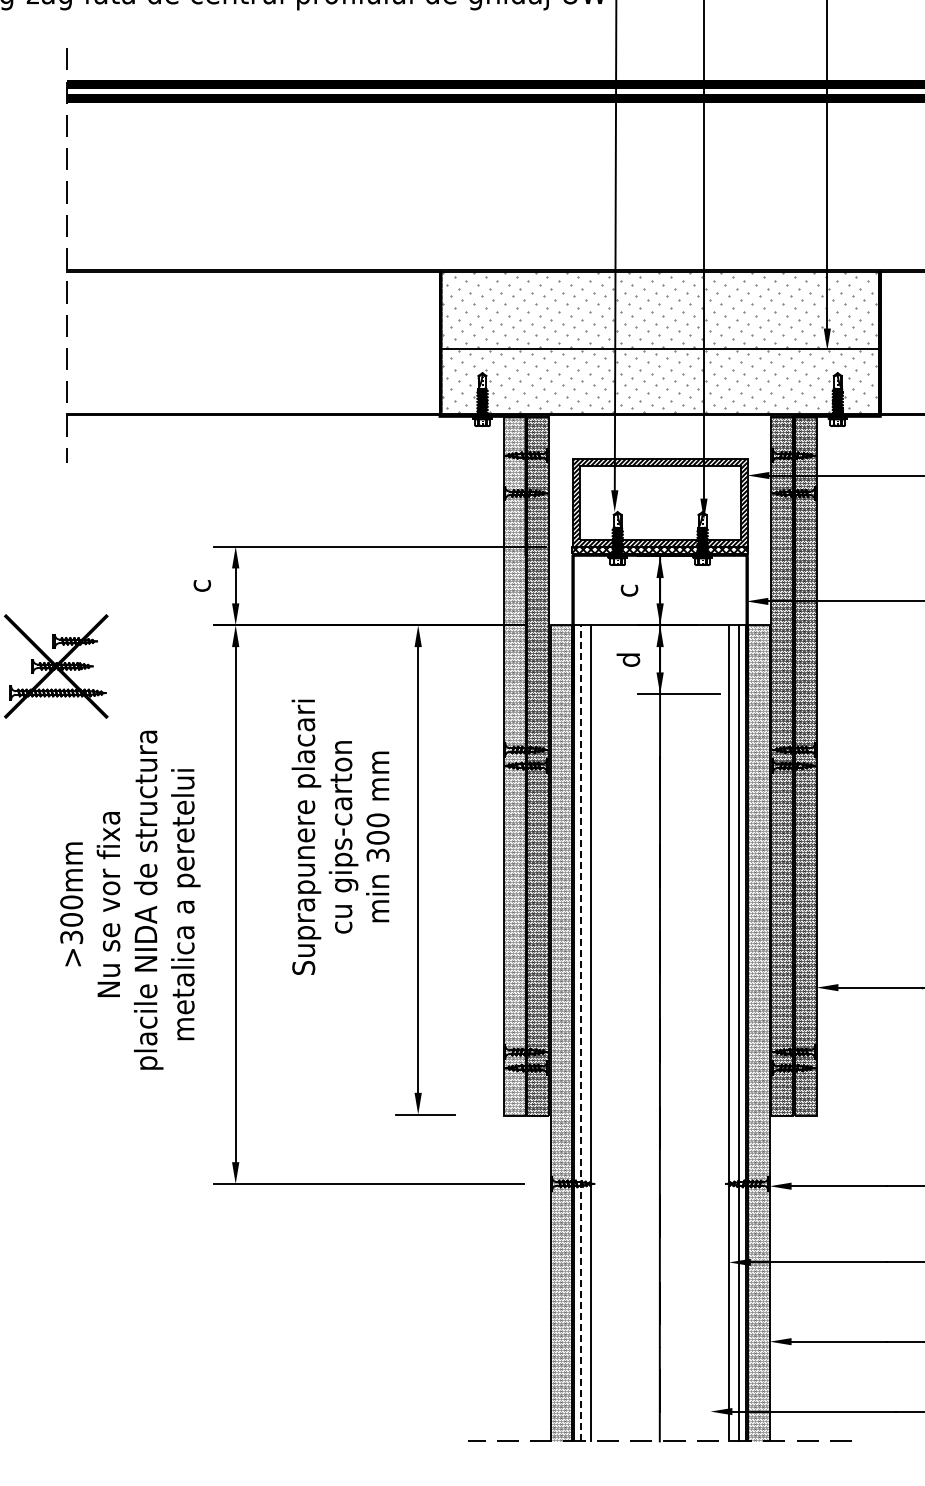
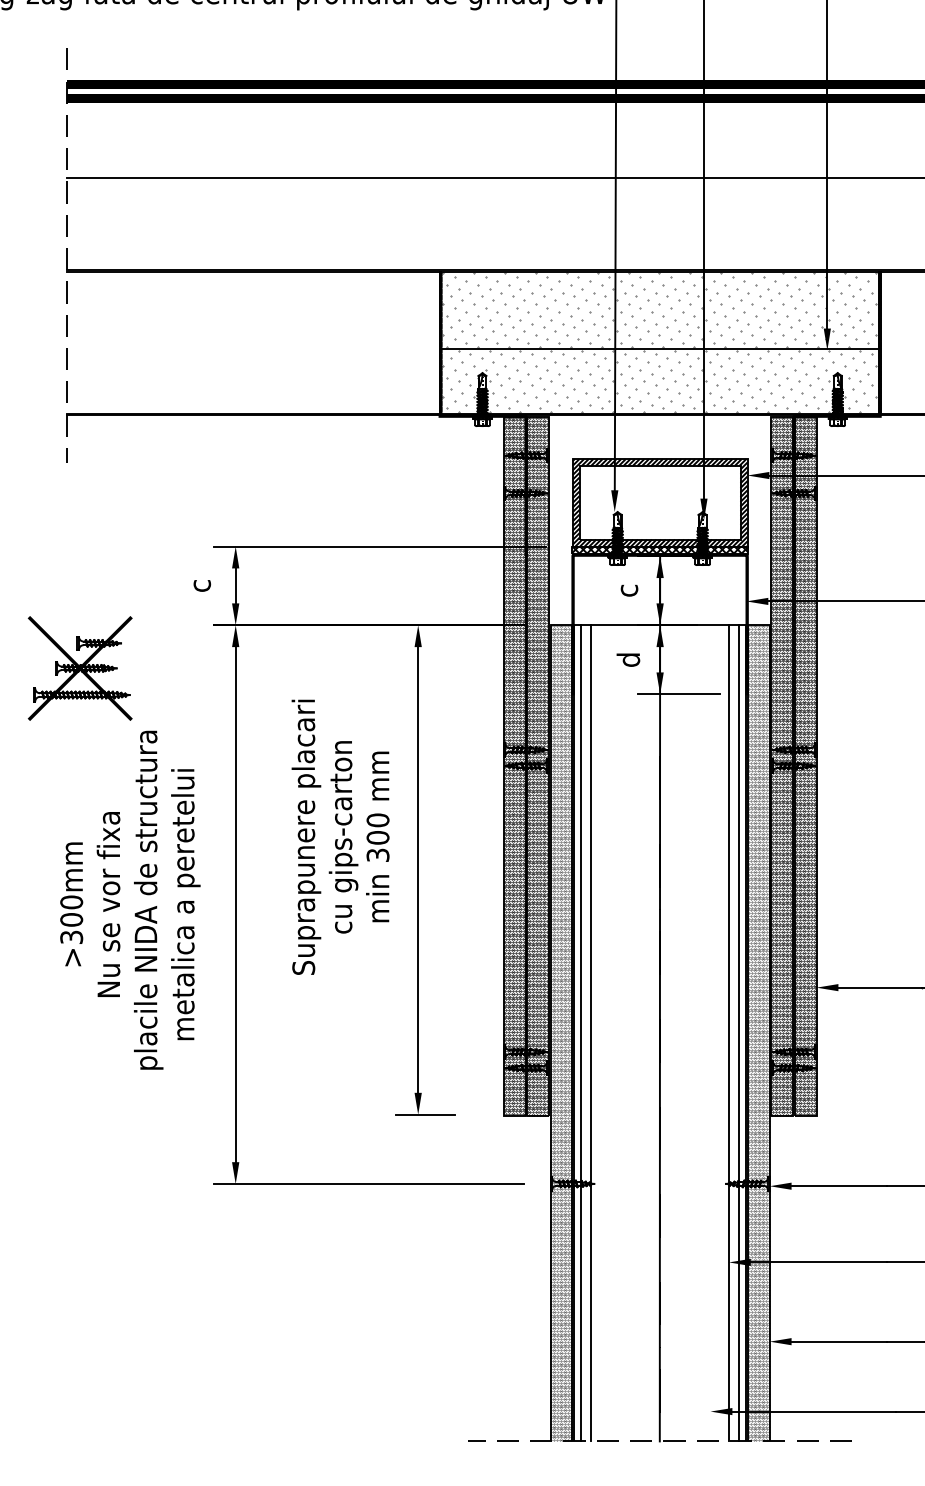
line: none -> present (493, 177)
part position: (55, 666) -> (79, 668) (79, 668)
hatch: none -> present (514, 765)
line: dashed -> solid (580, 1032)
